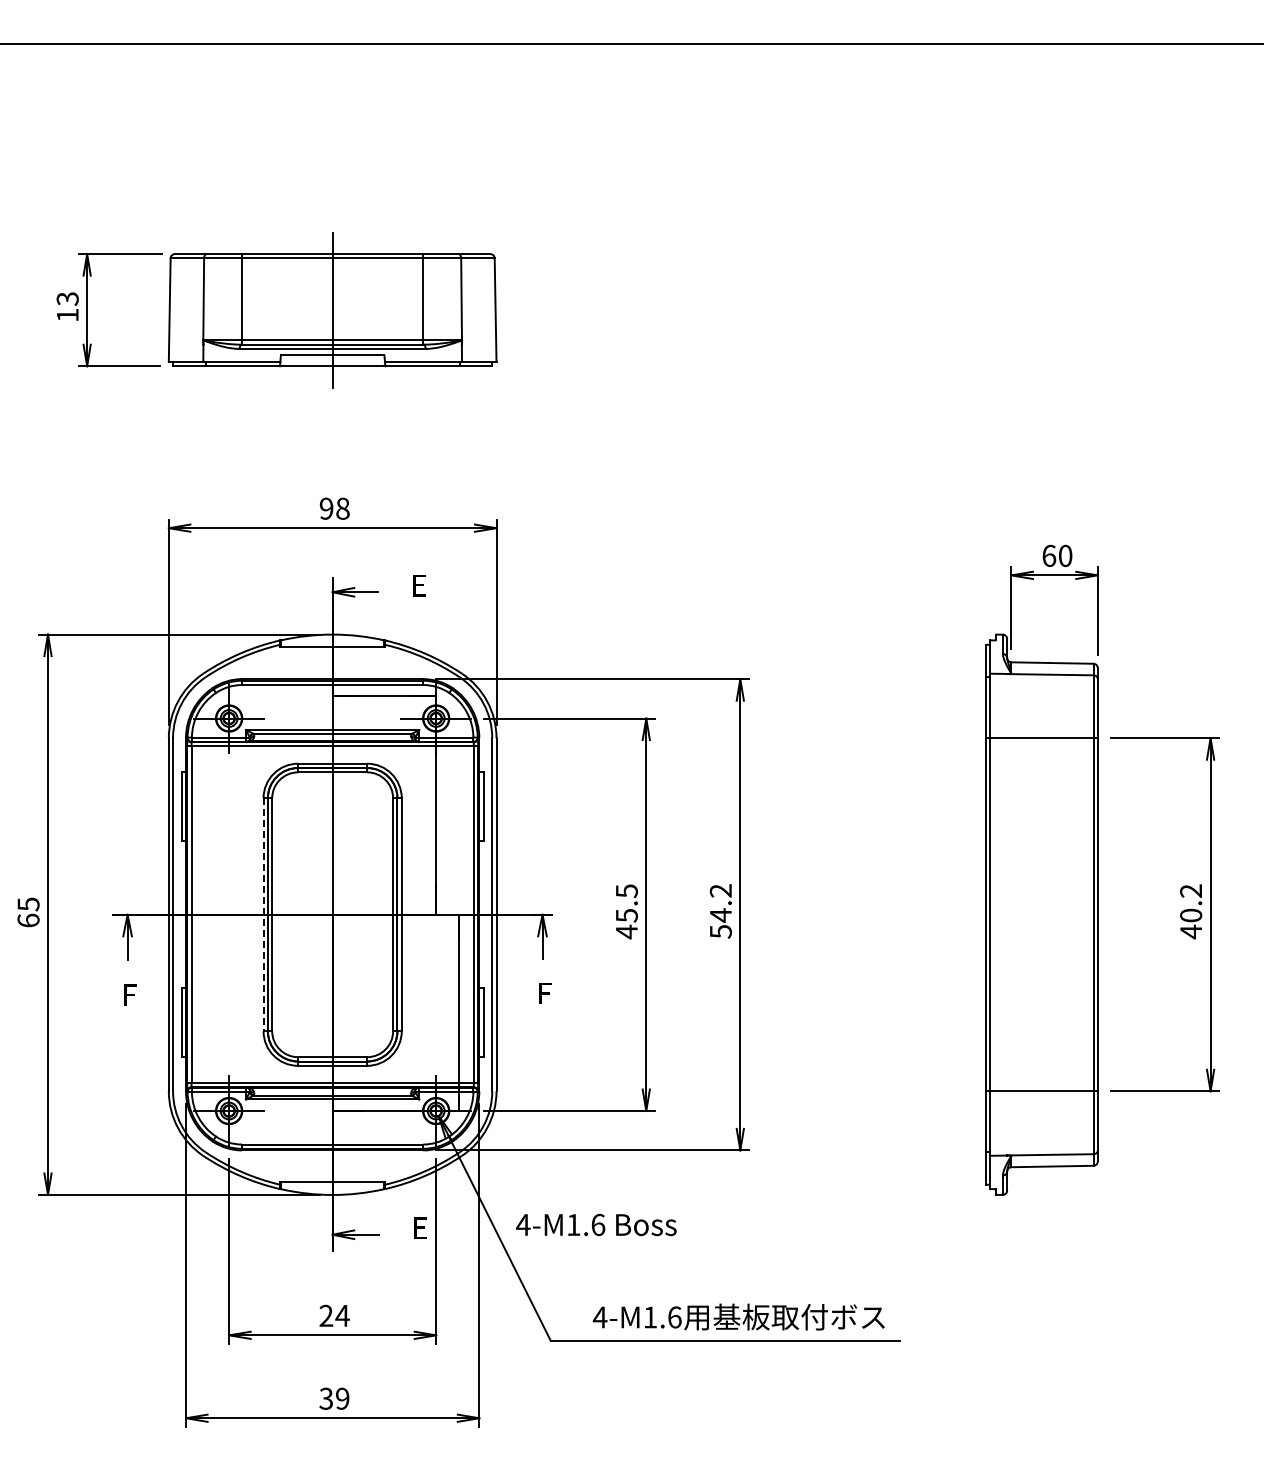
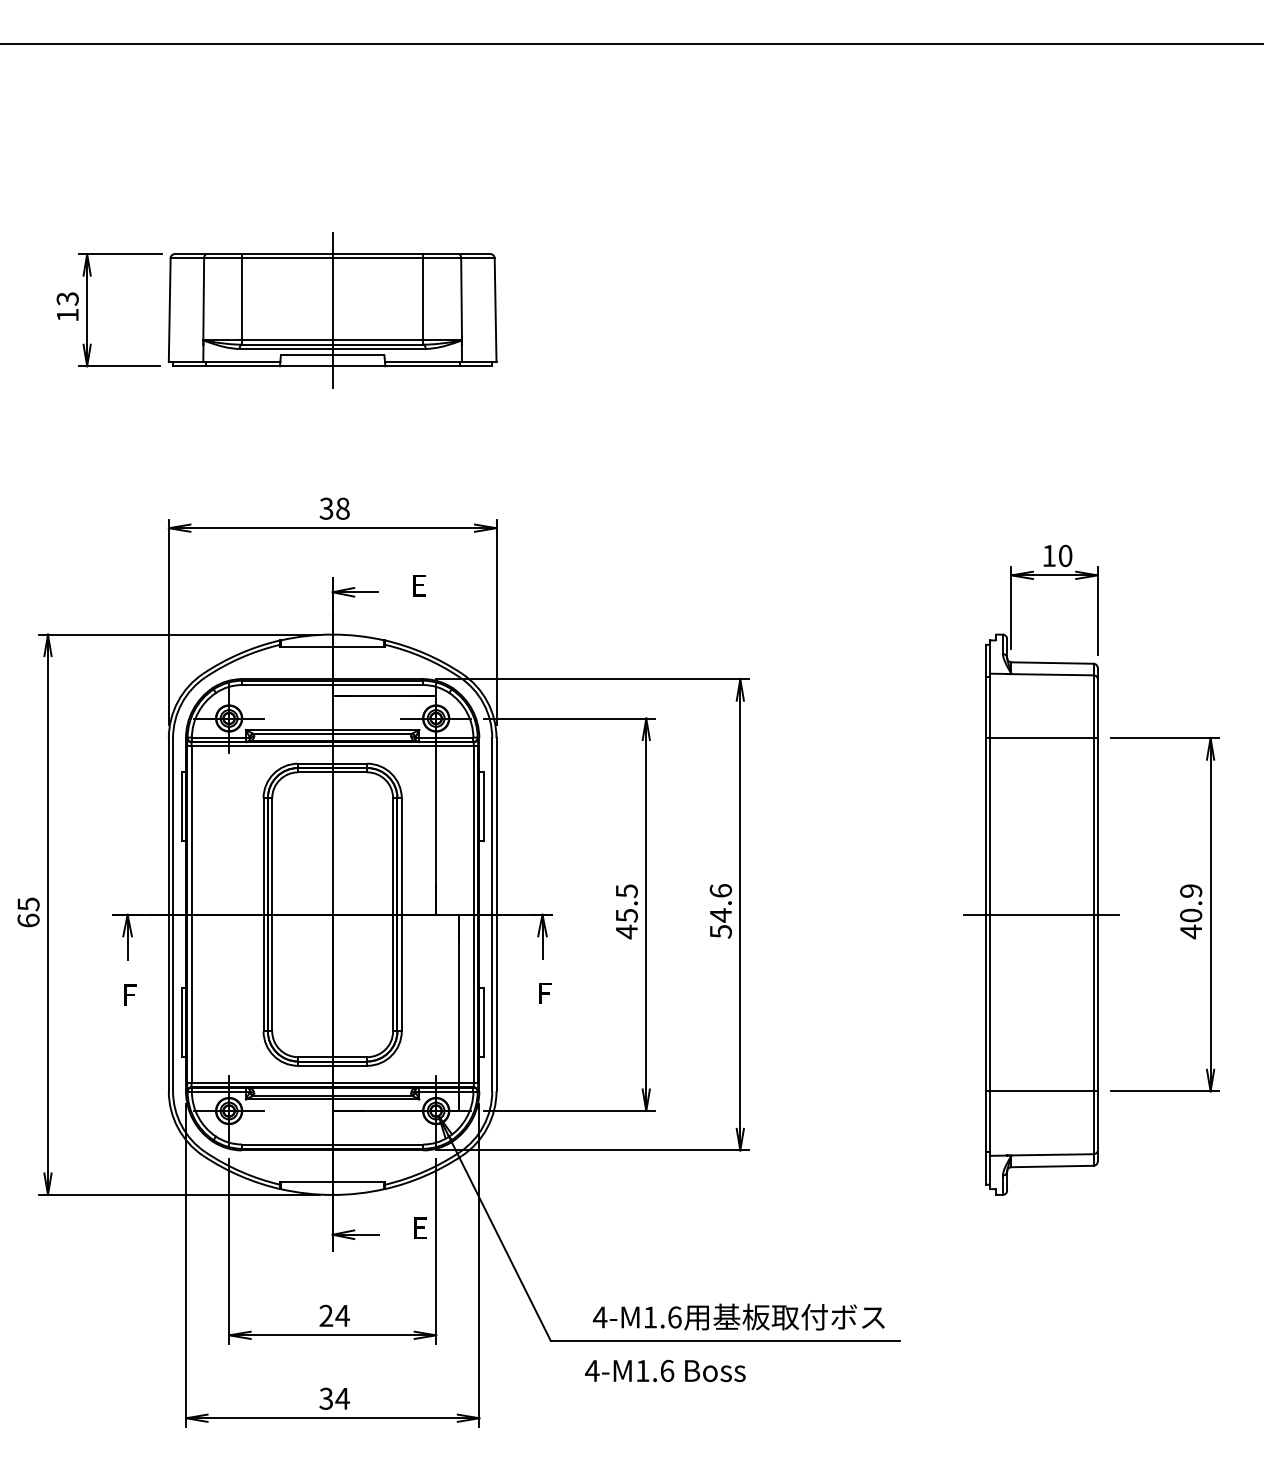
text: 98 -> 38 (326, 508)
text: 60 -> 10 (1049, 555)
text: 54.2 -> 54.6 (720, 890)
text: 40.2 -> 40.9 (1191, 890)
line: none -> present (1041, 914)
line: dashed -> solid (263, 915)
text position: (596, 1224) -> (665, 1370) (665, 1370)
text: 39 -> 34 (342, 1398)
